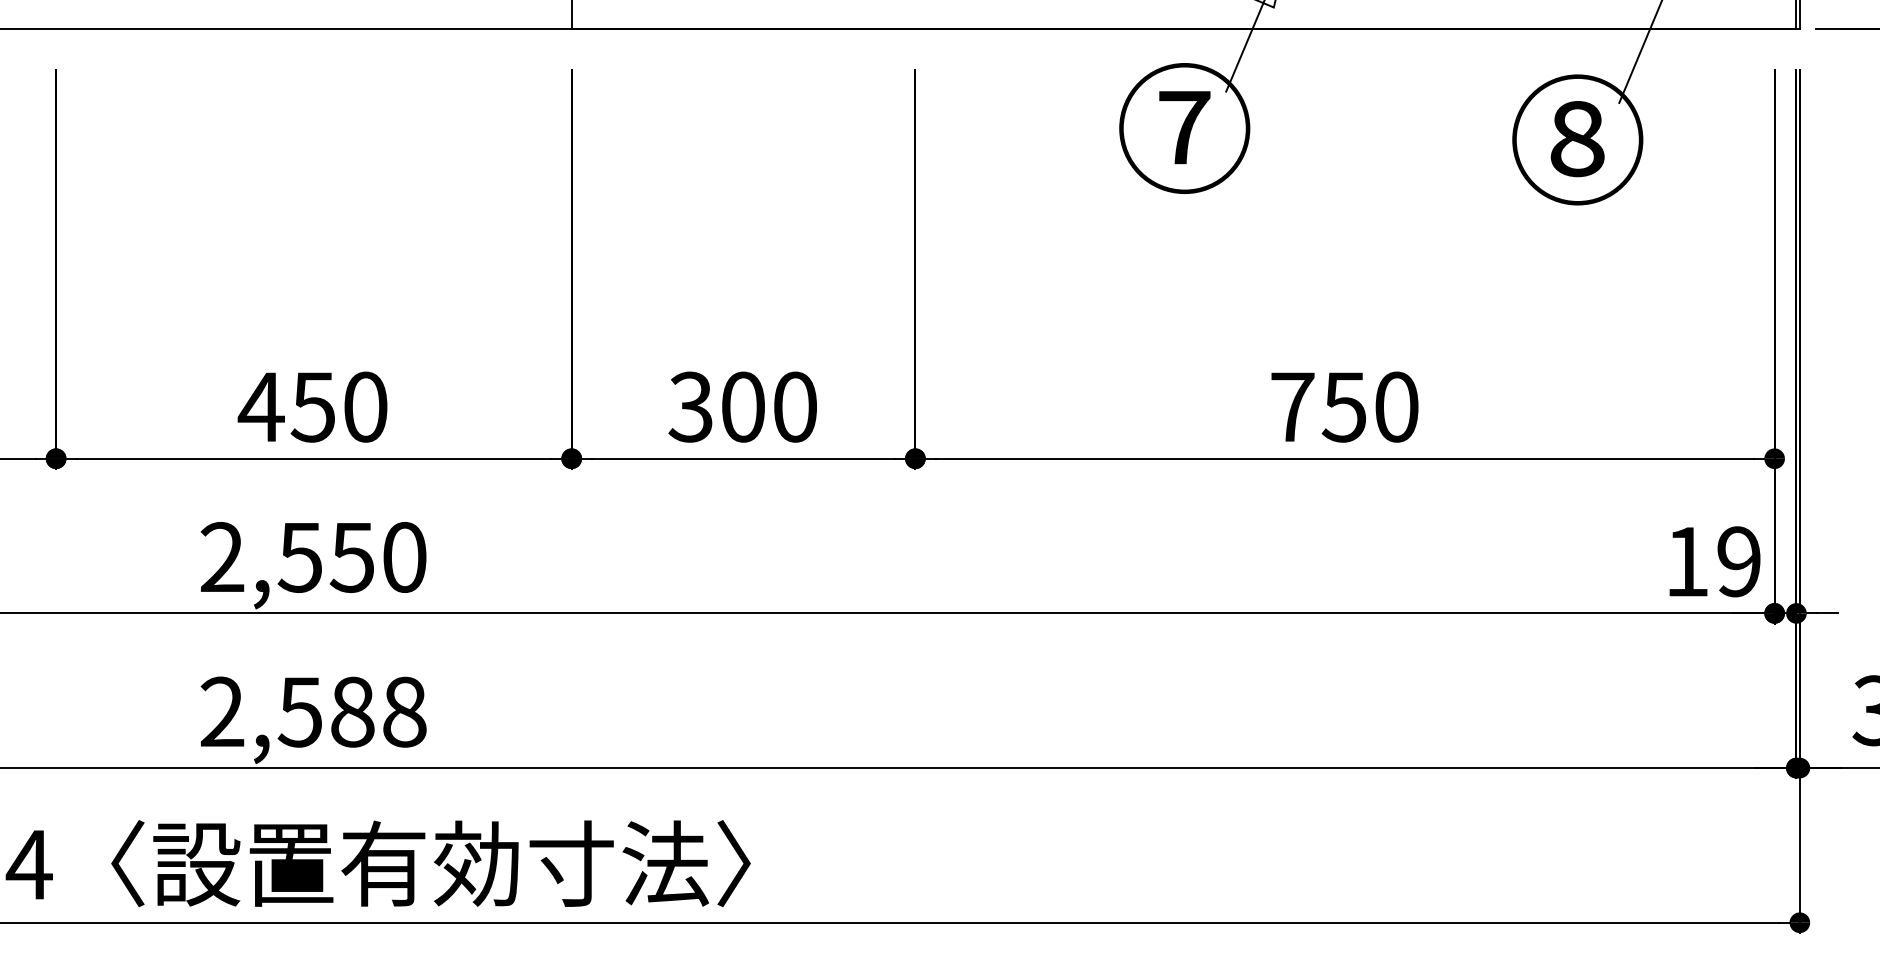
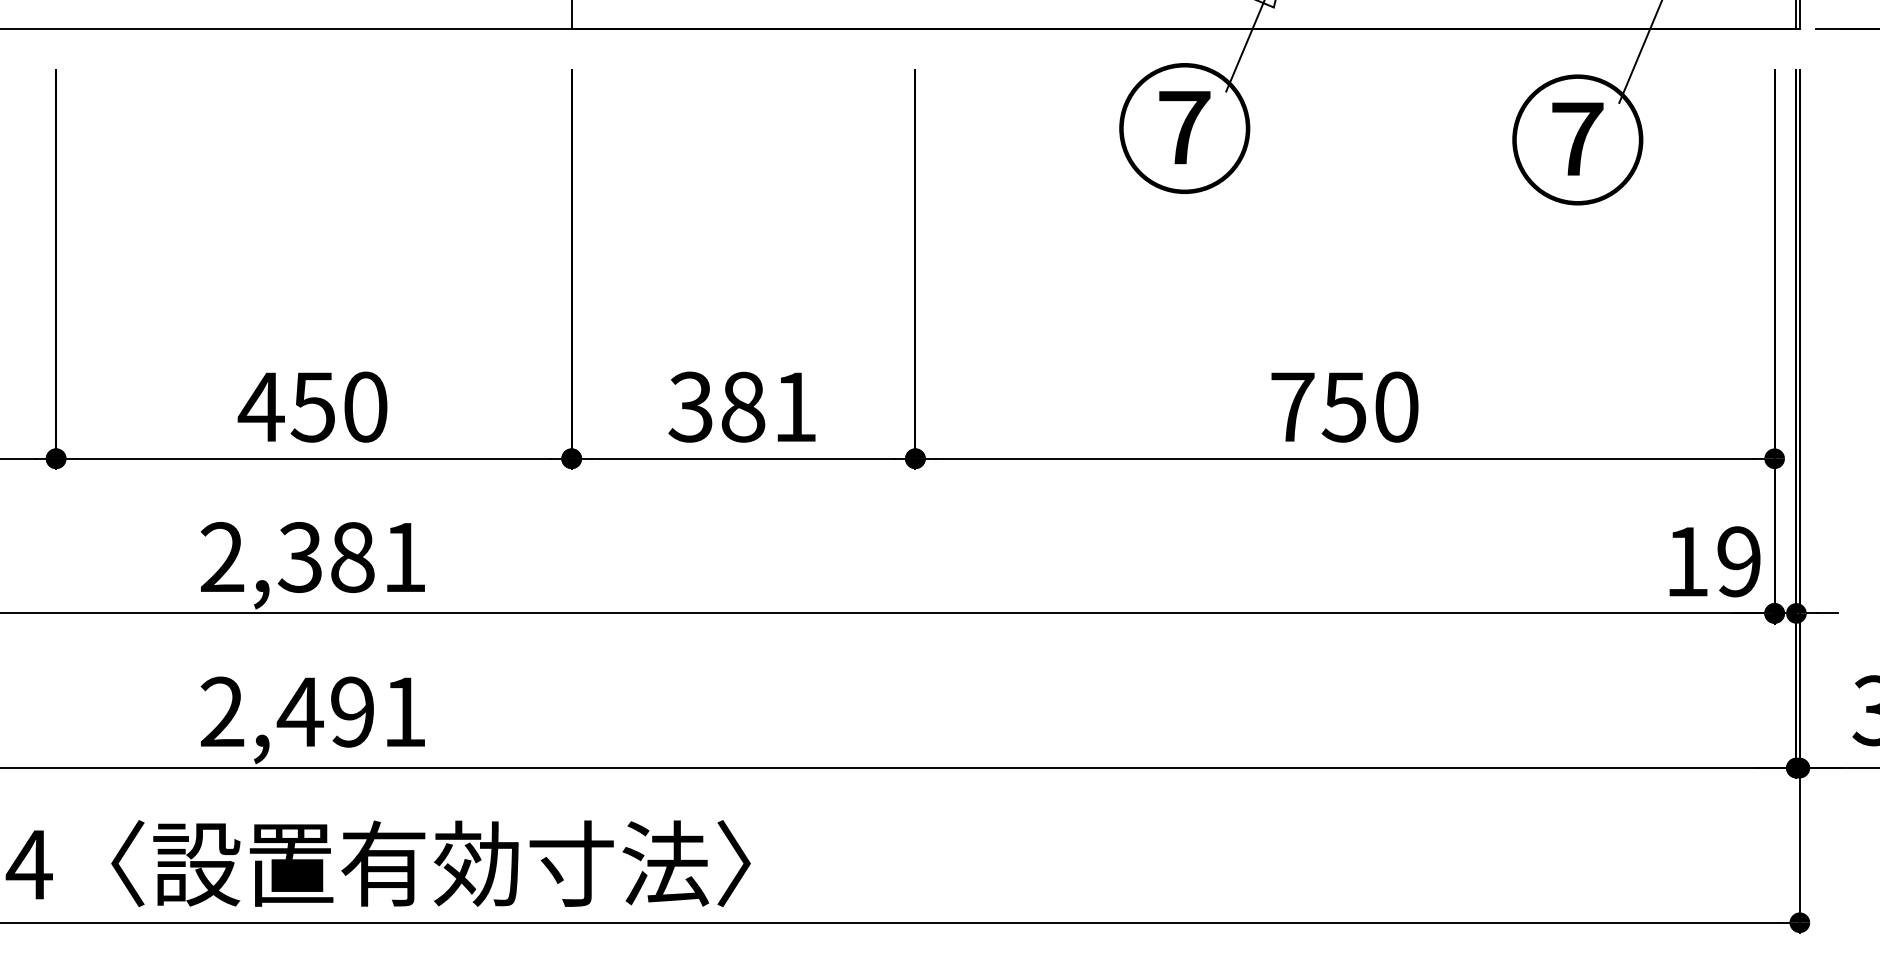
text: ⑧ -> ⑦ (1577, 139)
text: 300 -> 381 (768, 406)
text: 2,550 -> 2,381 (351, 557)
text: 2,588 -> 2,491 (351, 711)
